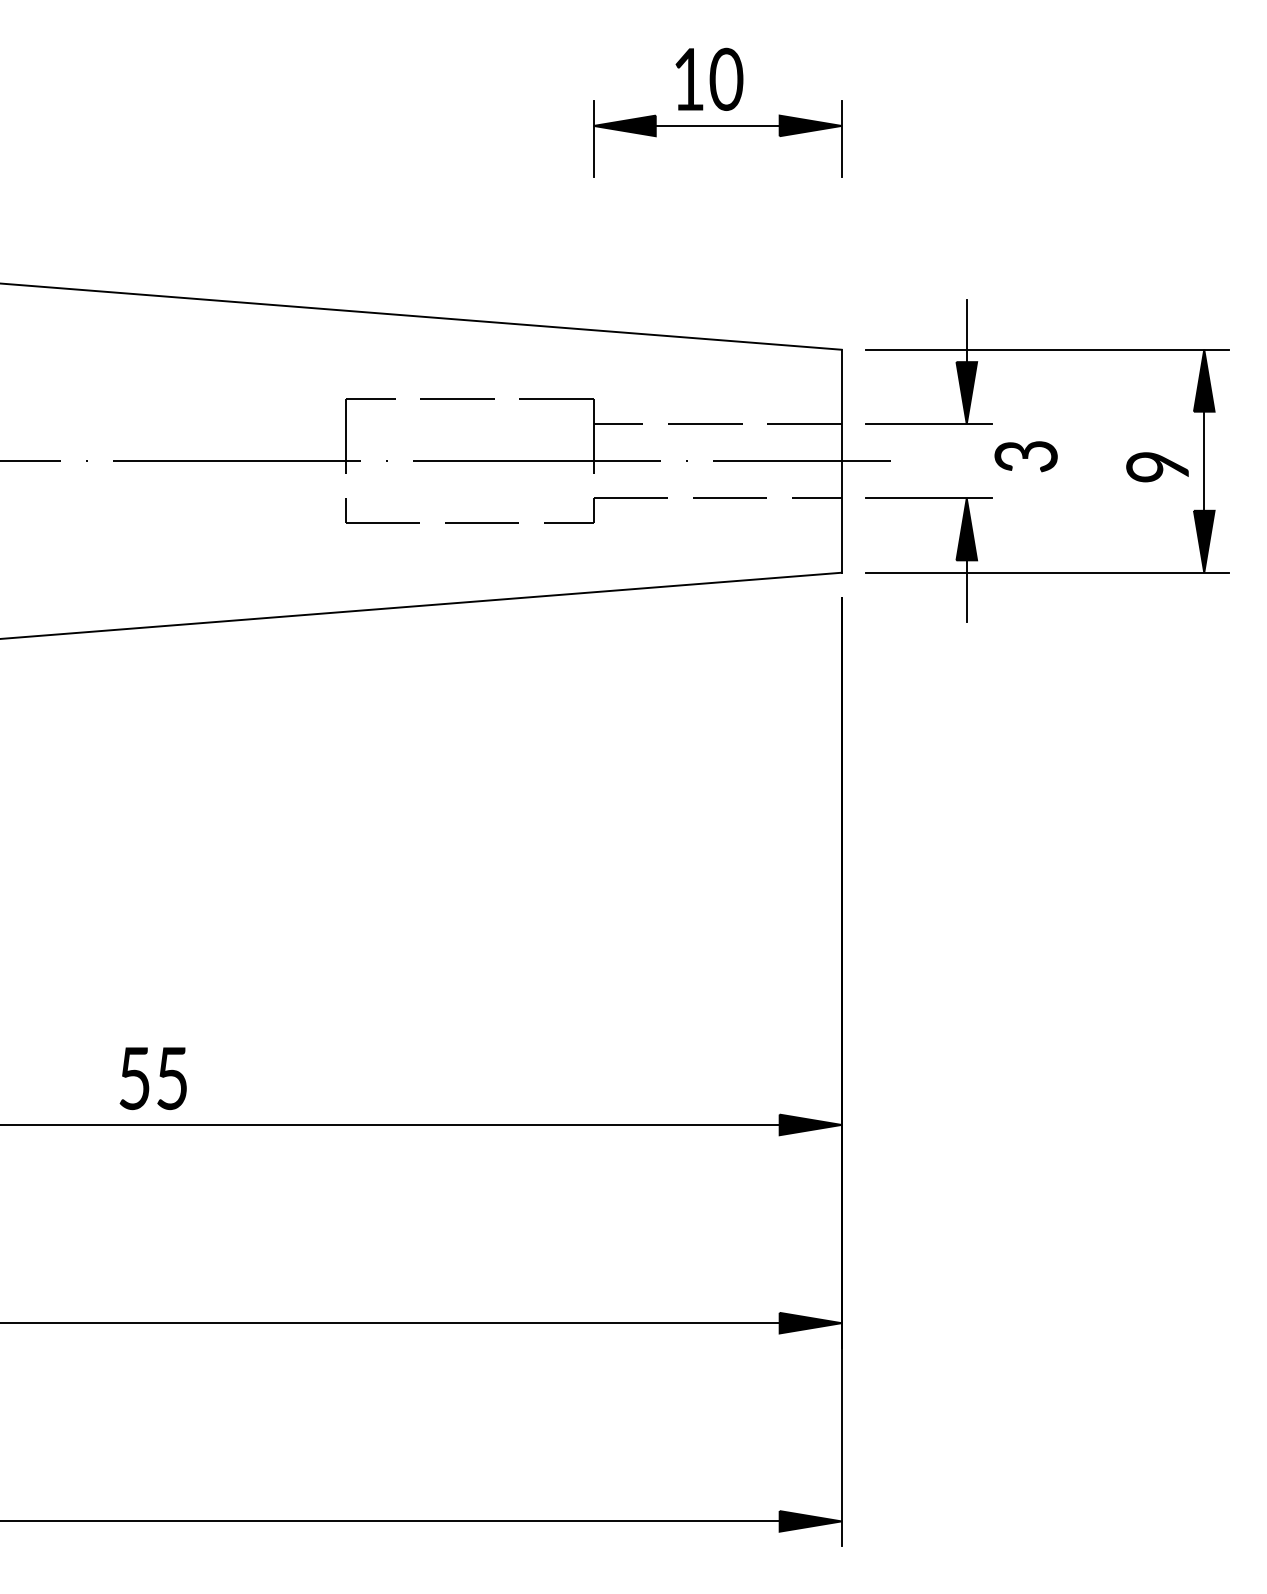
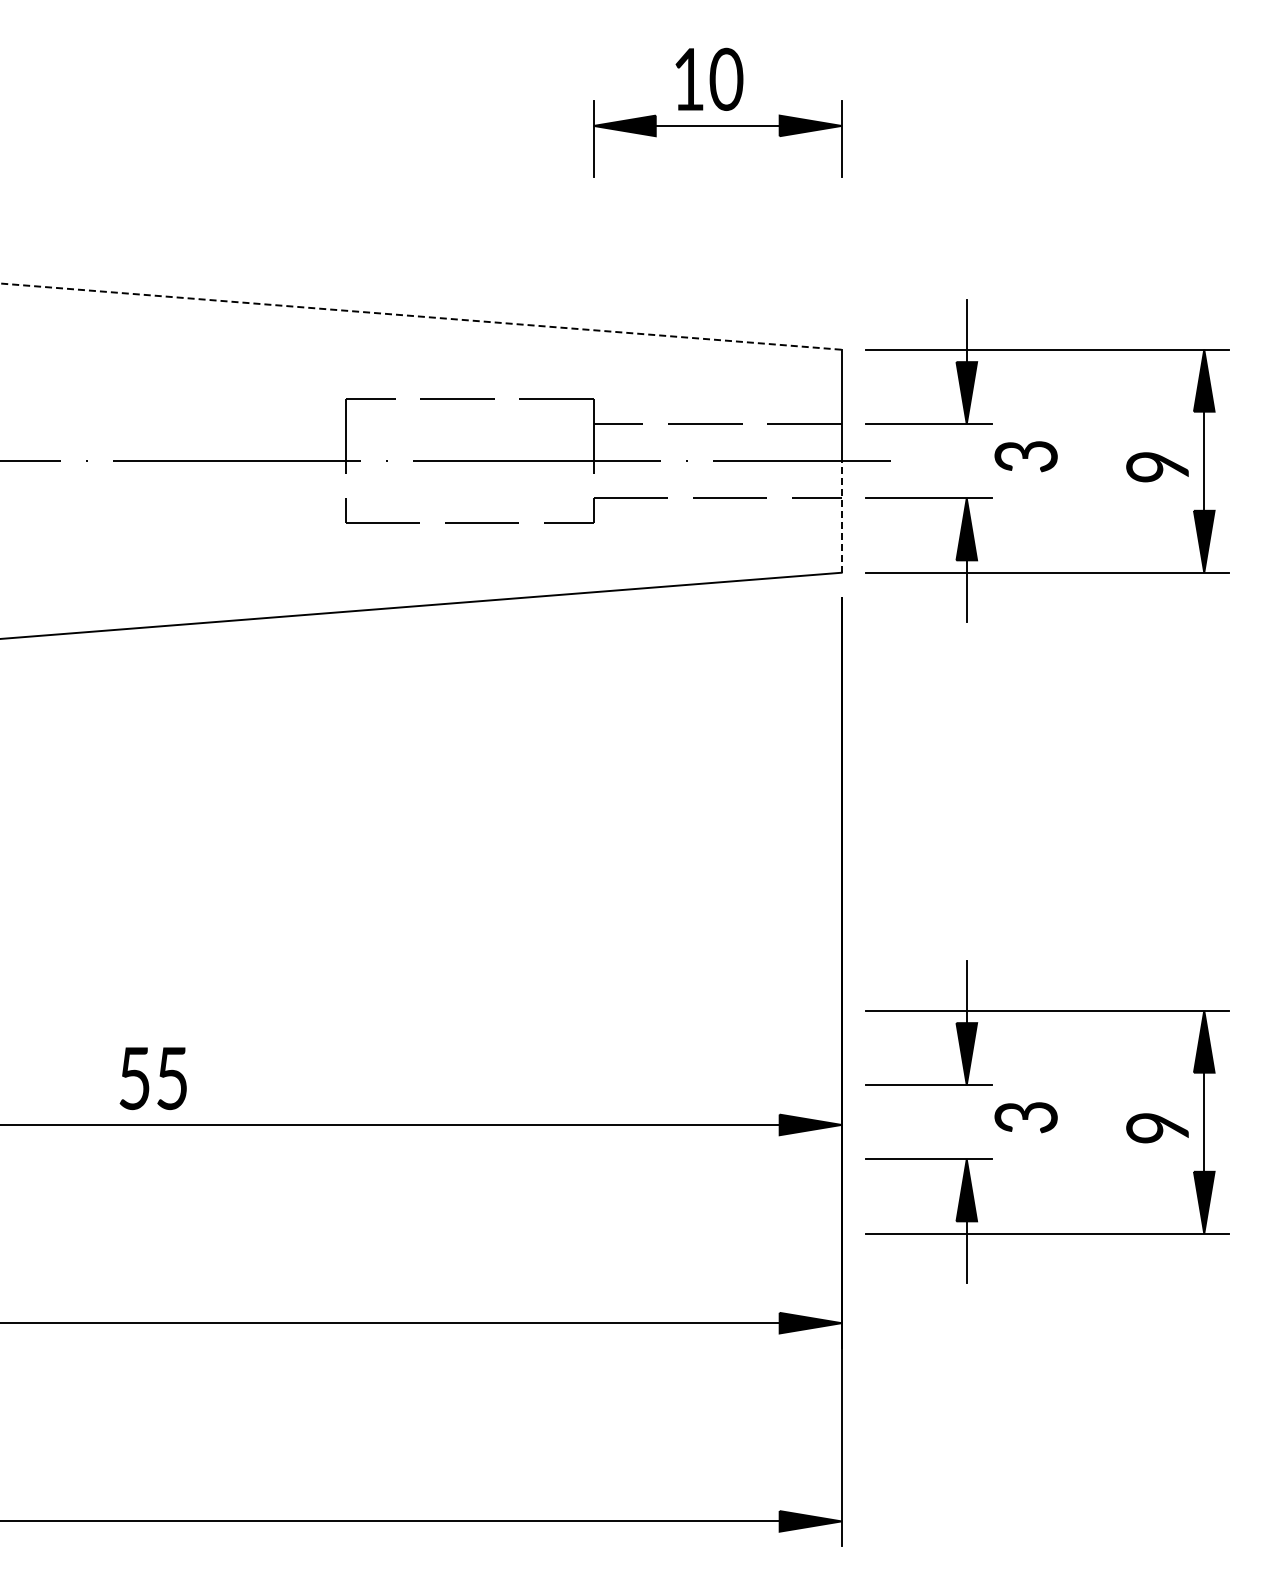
line: solid -> dashed (421, 316)
line: solid -> dashed (841, 517)
part: none -> present (1047, 1121)
